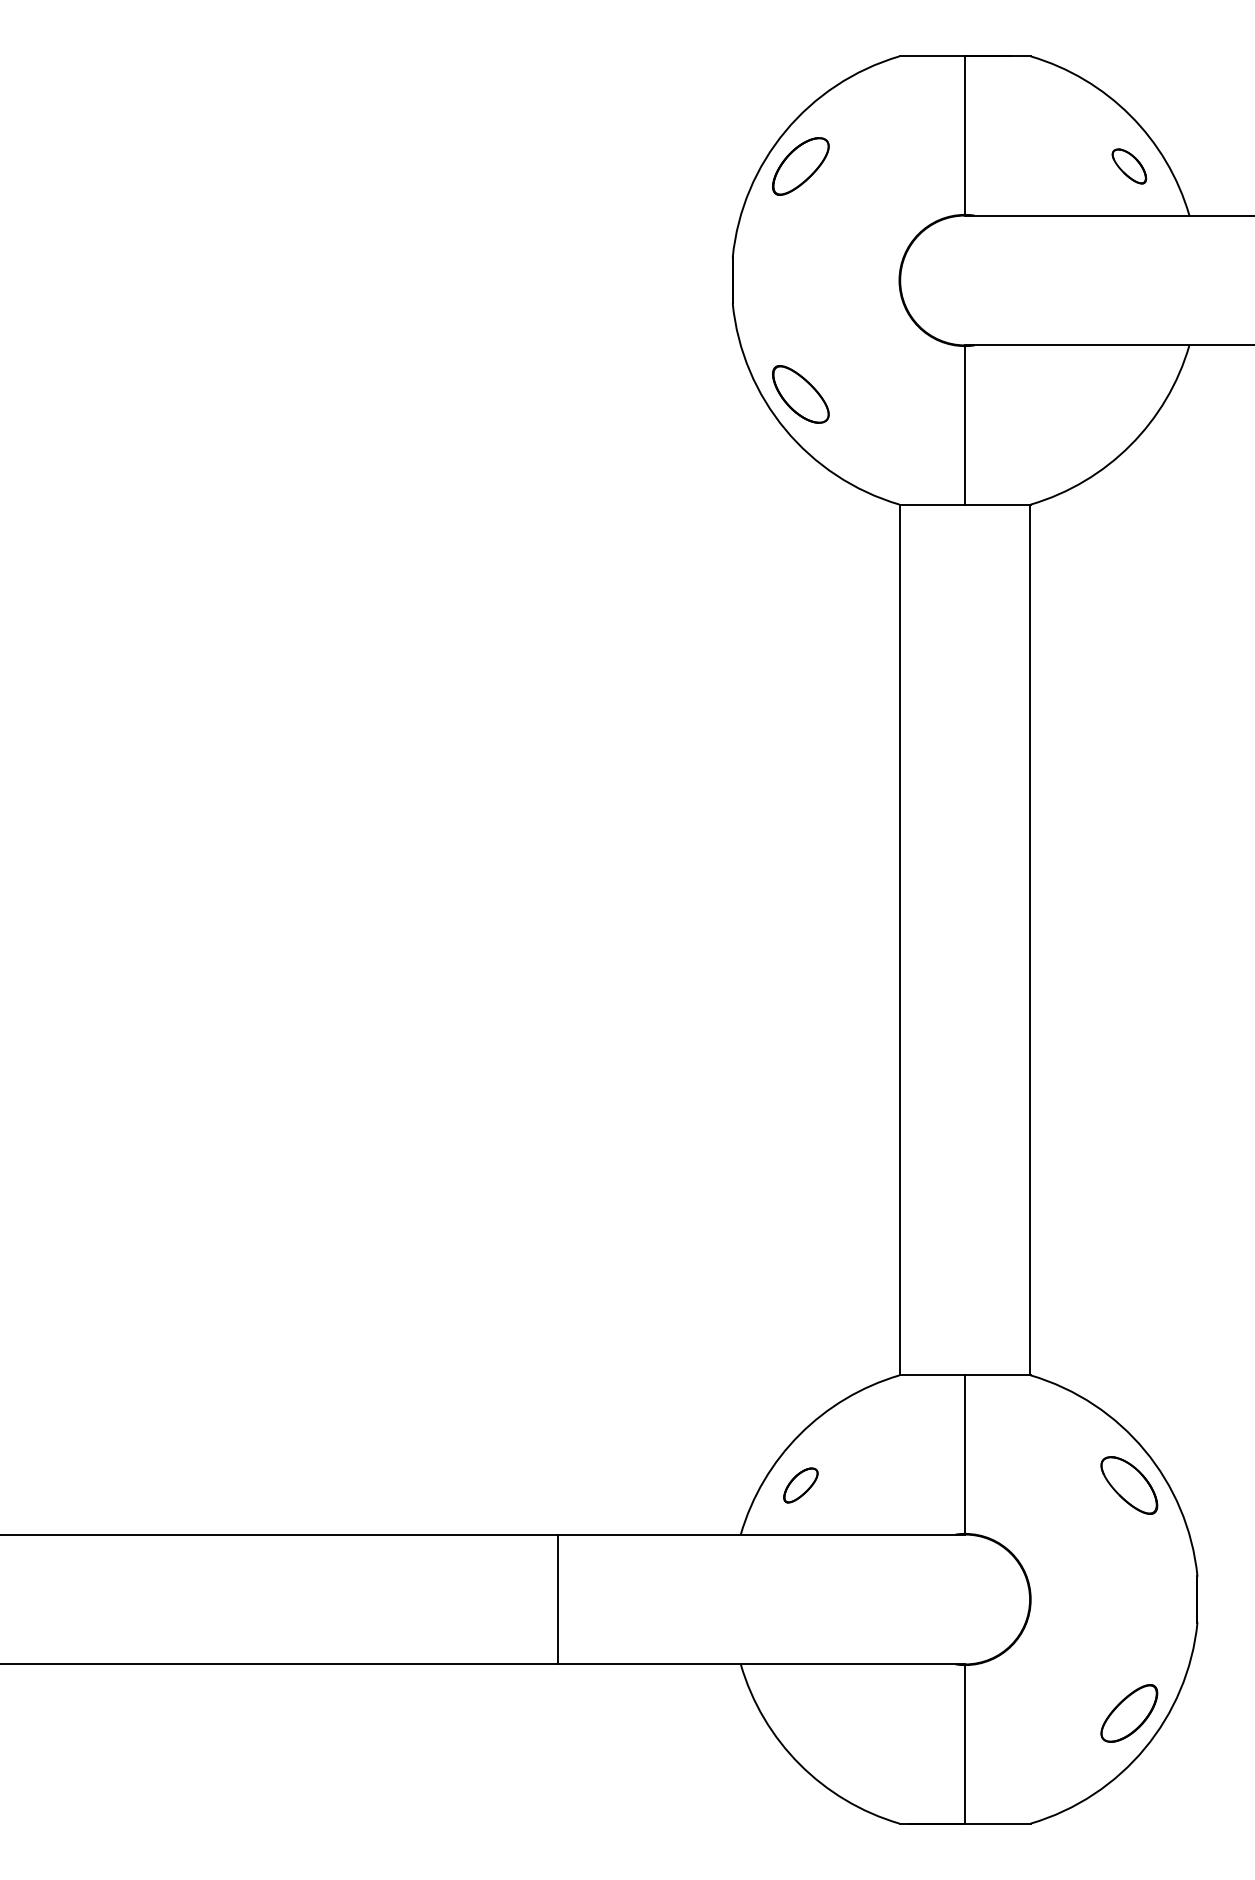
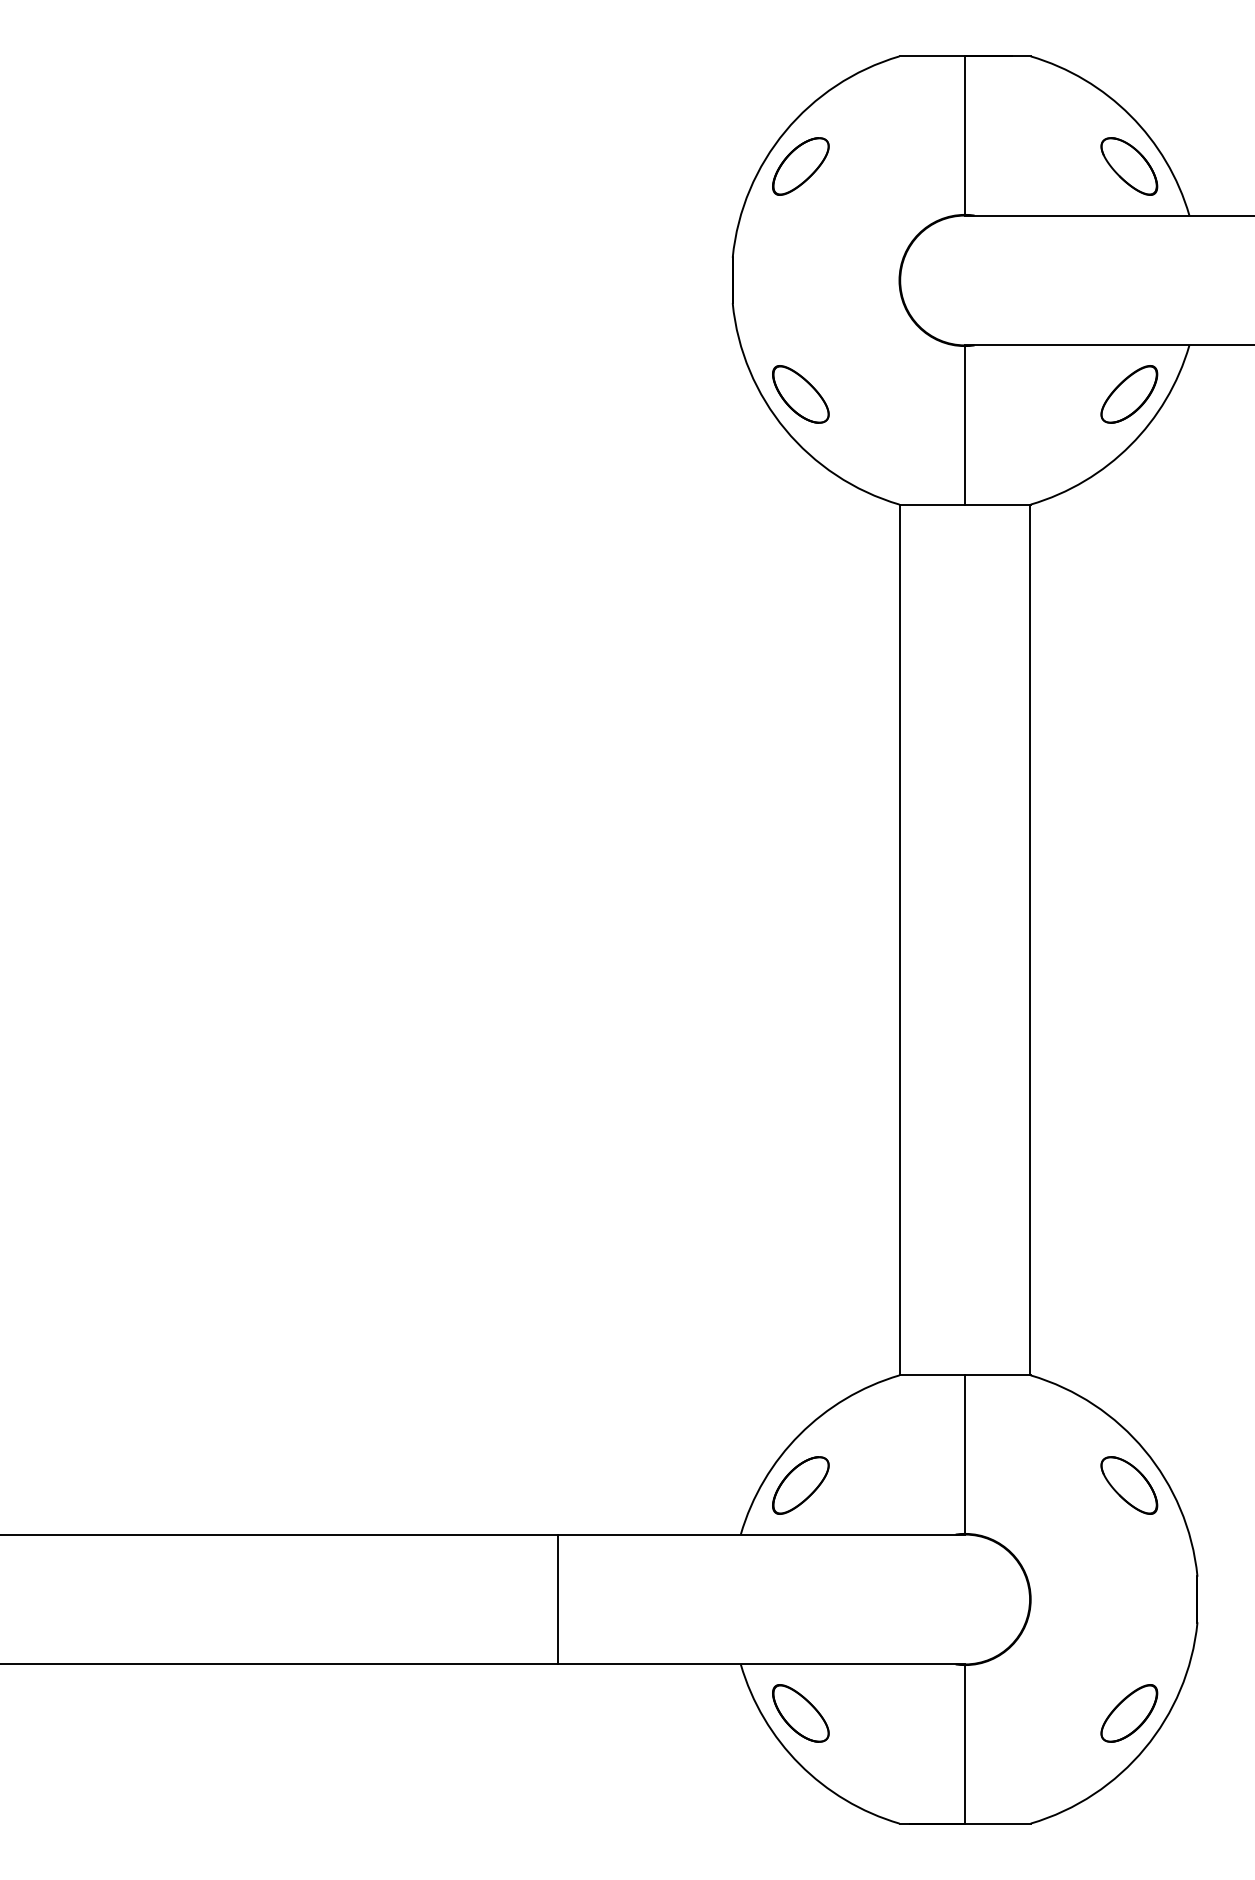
part size: 37x37 px -> 59x59 px (1129, 166)
part: none -> present (1129, 394)
part size: 36x37 px -> 58x59 px (800, 1485)
part: none -> present (800, 1713)
